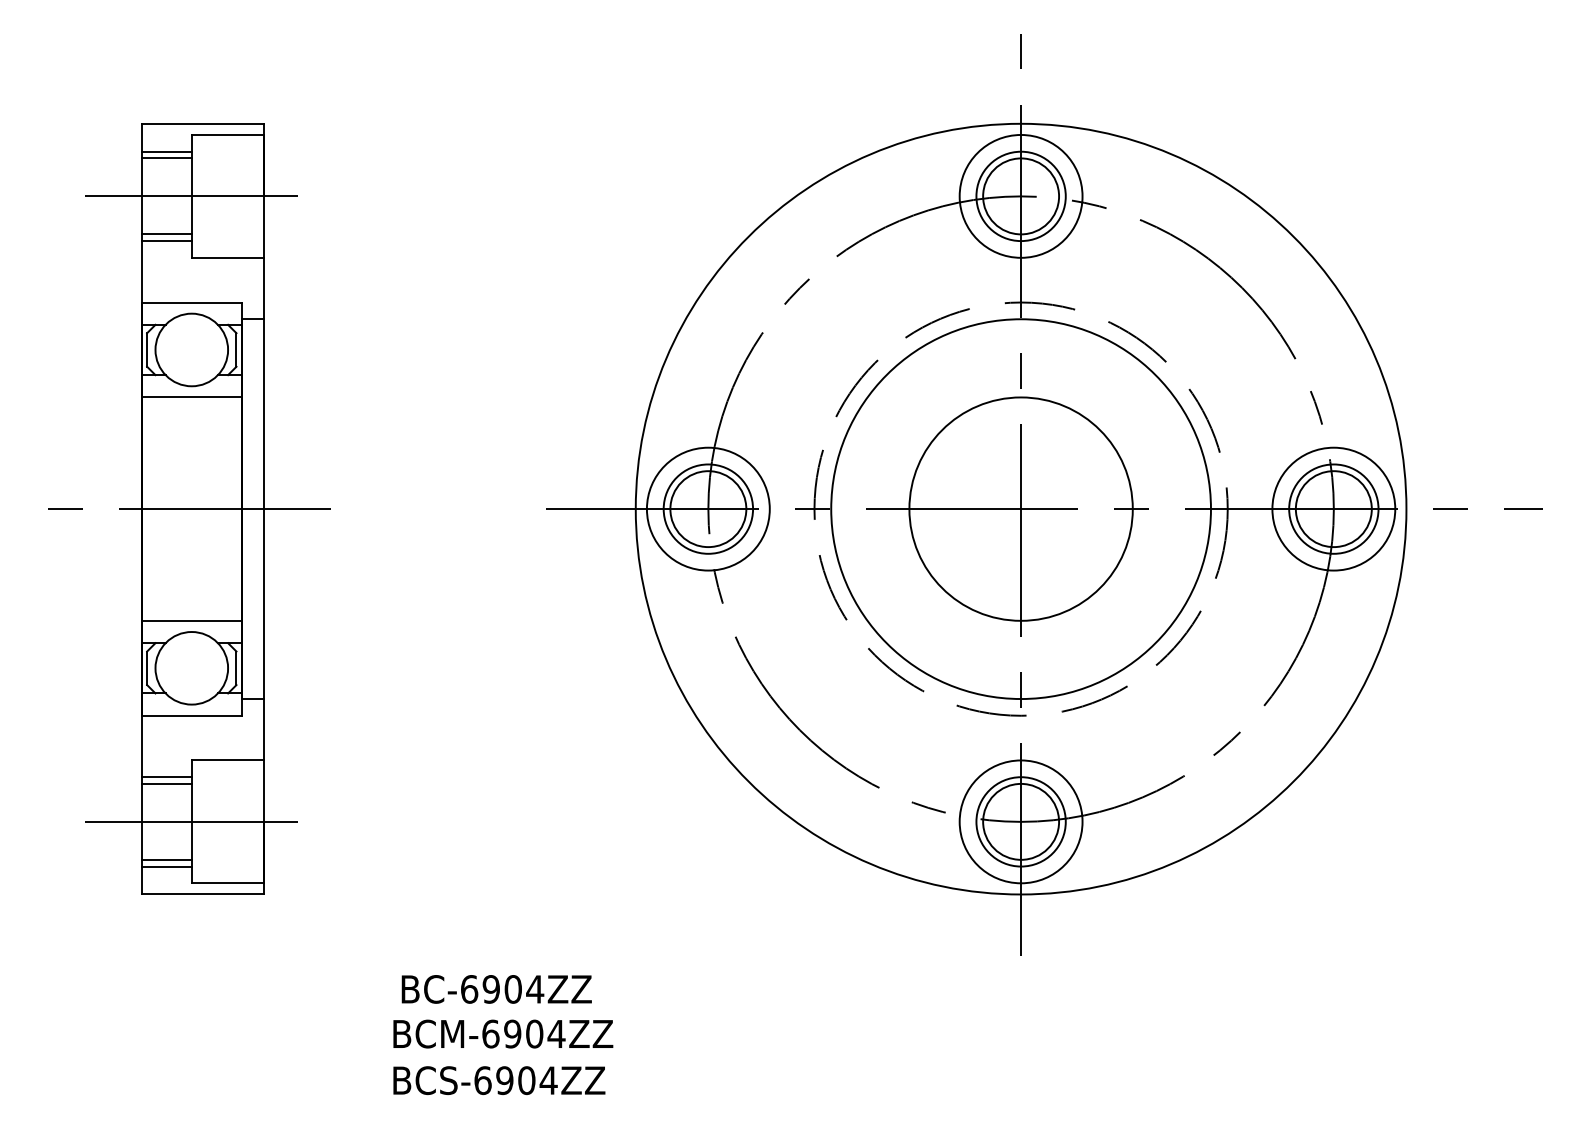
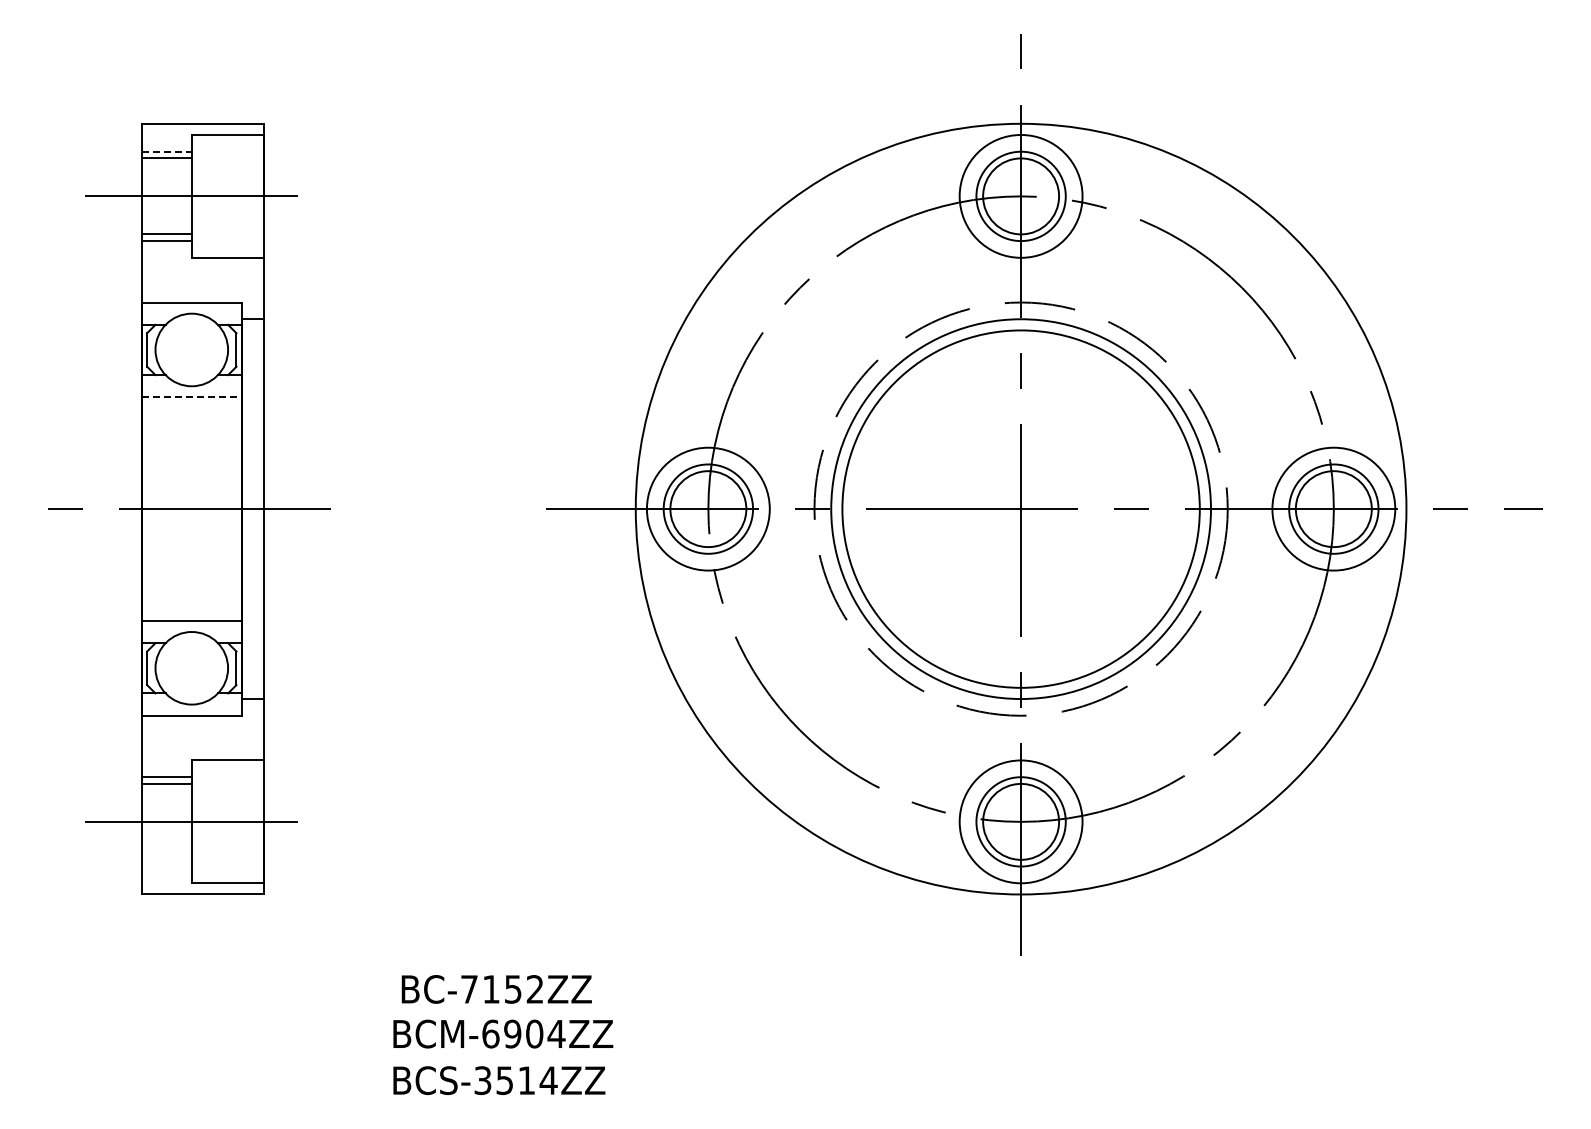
line: solid -> dashed (167, 151)
line: solid -> dashed (192, 397)
circle diameter: 223 px -> 357 px (1020, 508)
line: present -> none (166, 859)
line: present -> none (166, 866)
text: BC-6904ZZ -> BC-7152ZZ (502, 989)
text: BCS-6904ZZ -> BCS-3514ZZ (504, 1080)
